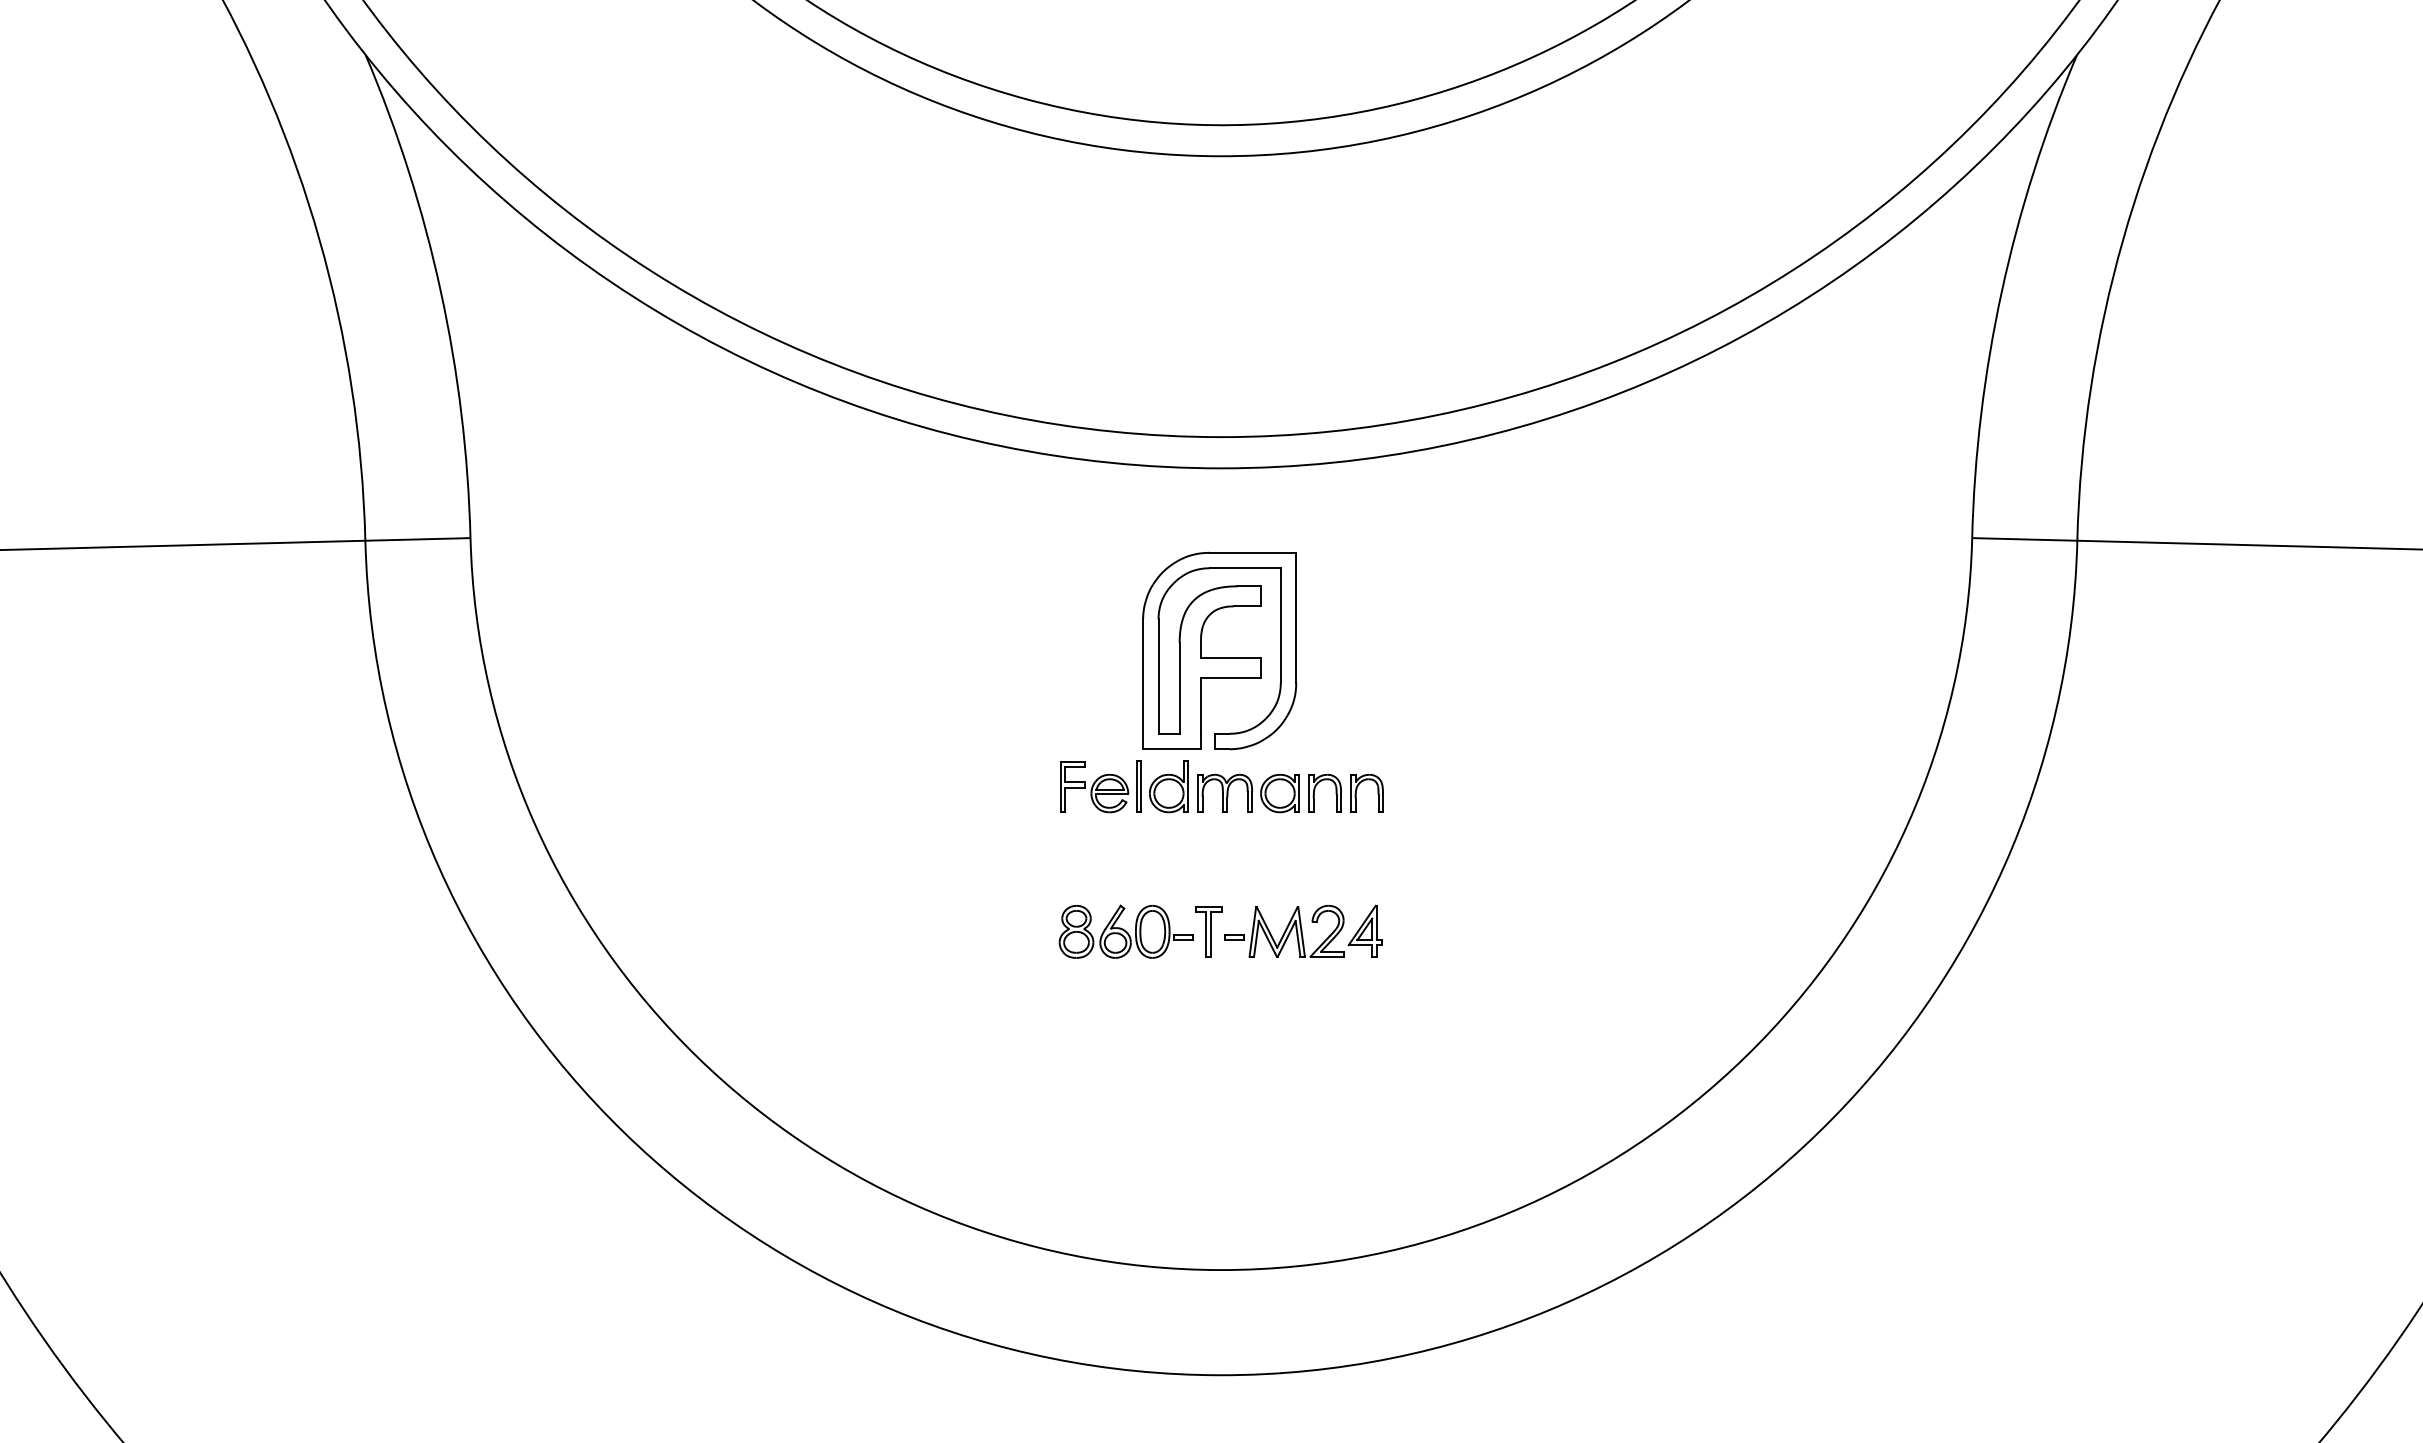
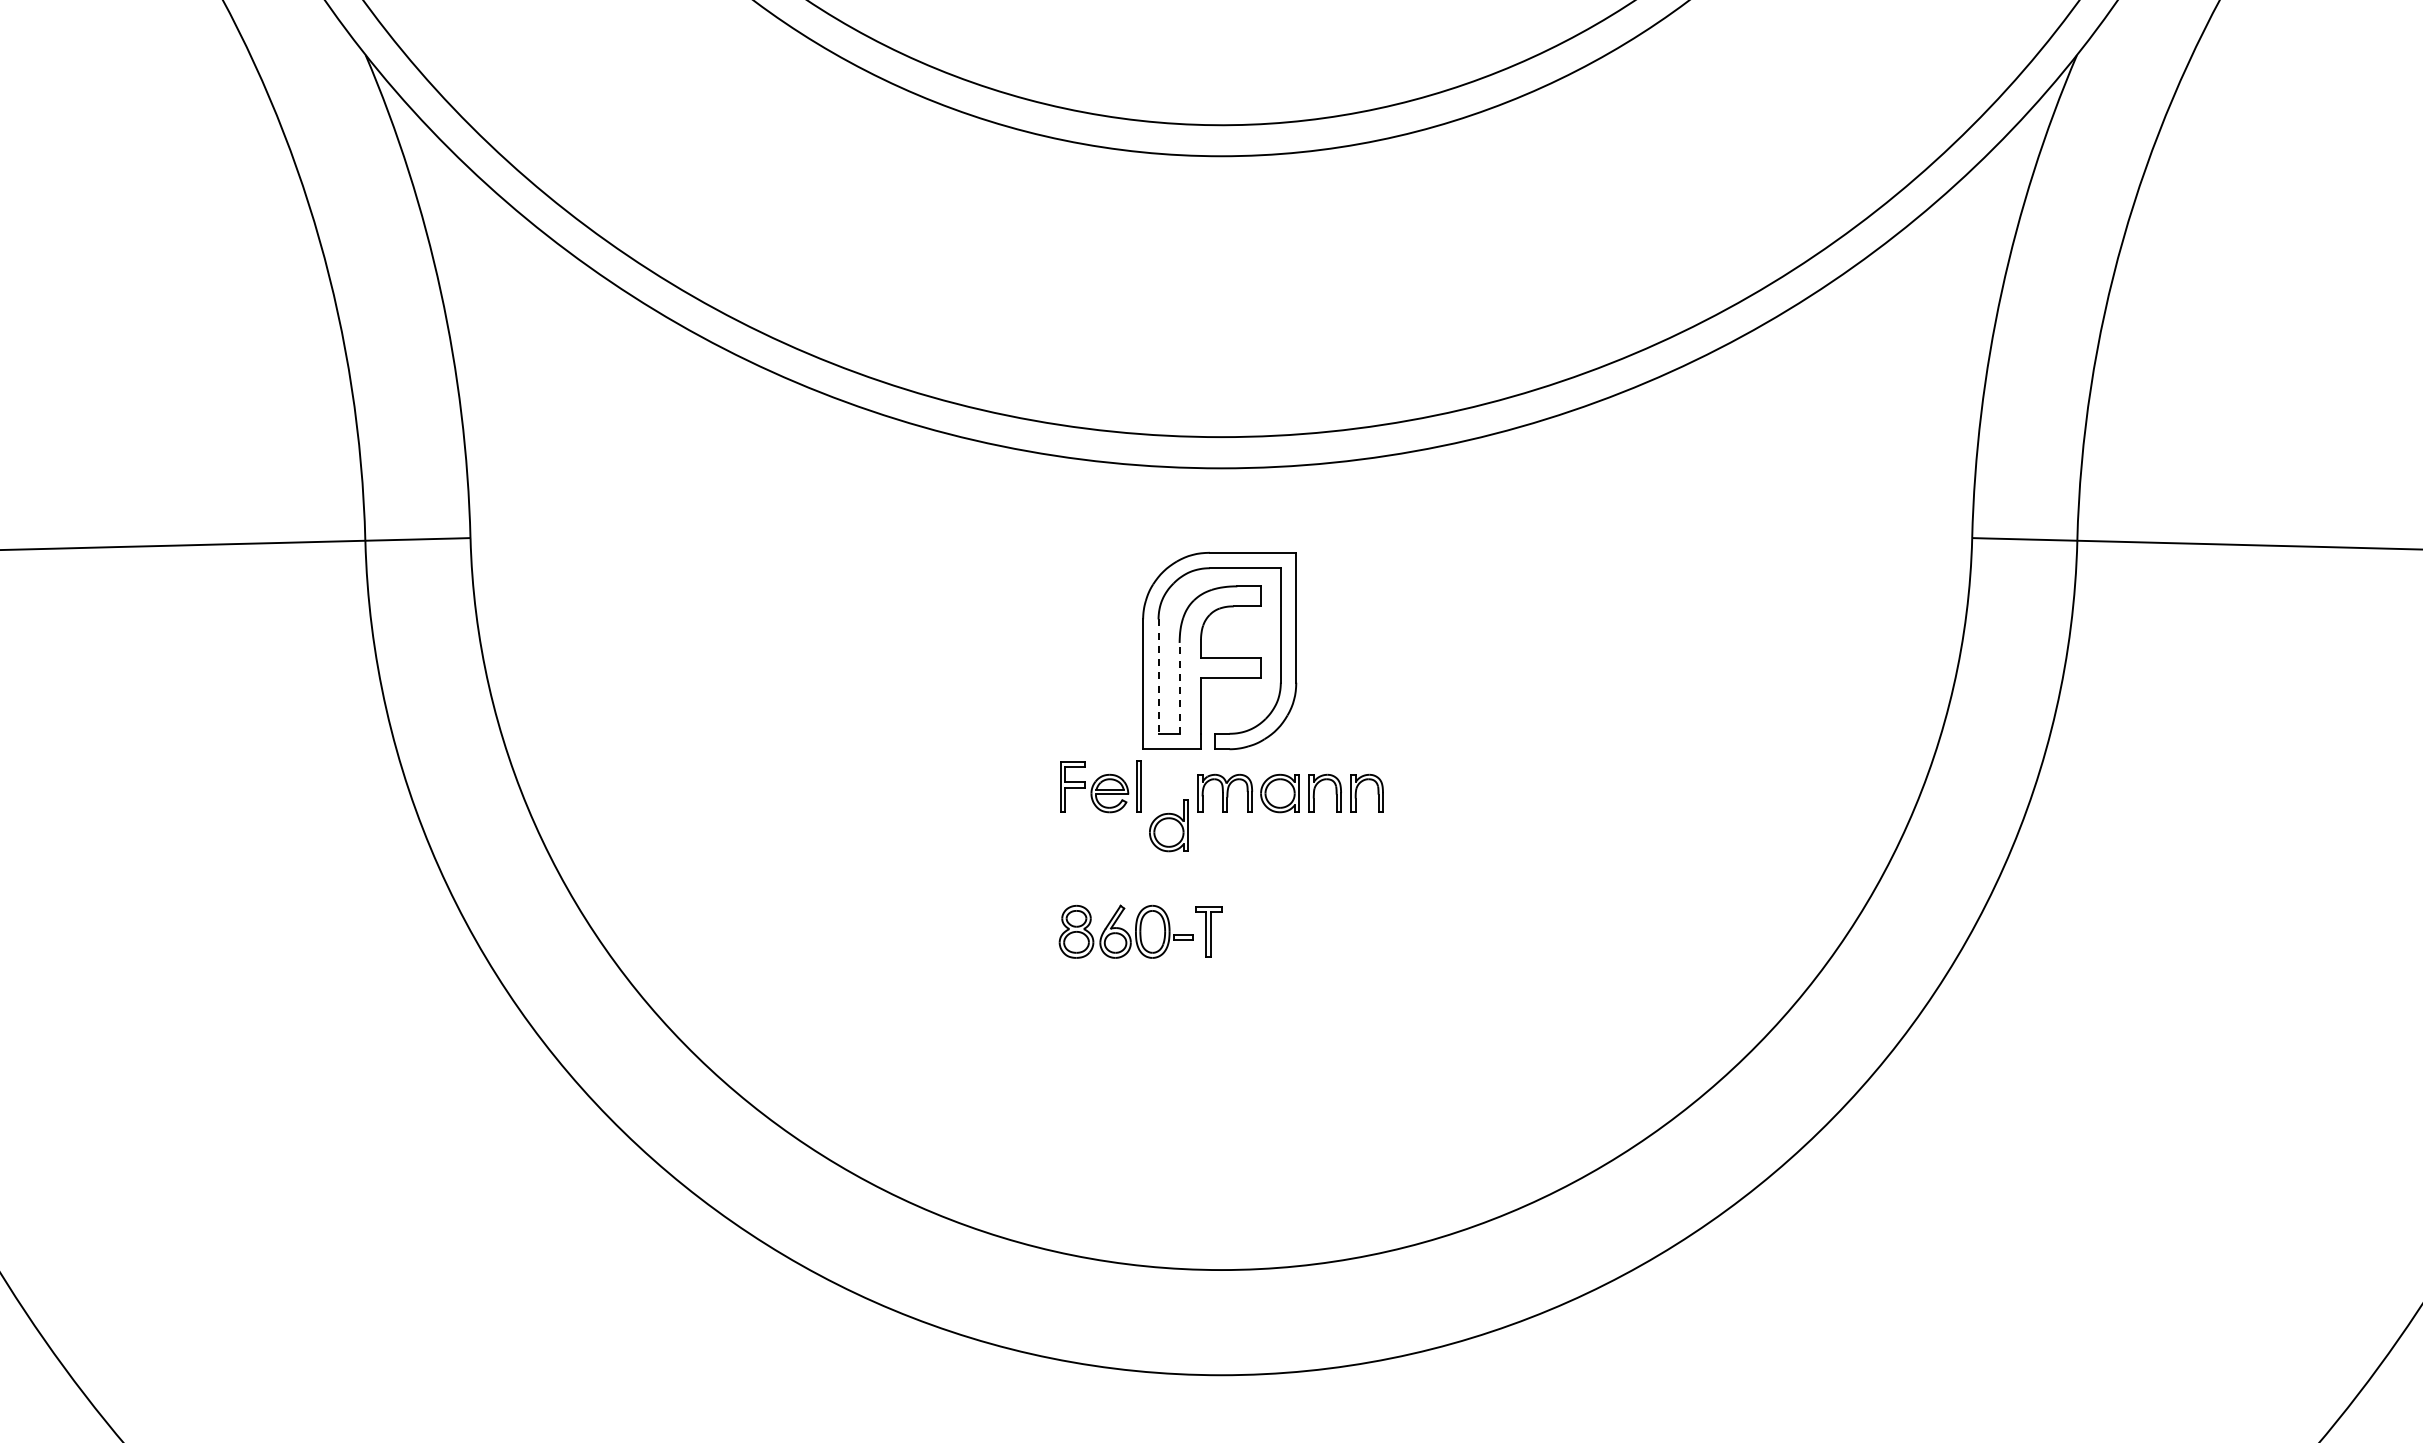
line: solid -> dashed (1158, 677)
line: solid -> dashed (1179, 687)
part position: (1168, 786) -> (1168, 825) (1168, 825)
part: present -> none (1303, 930)
